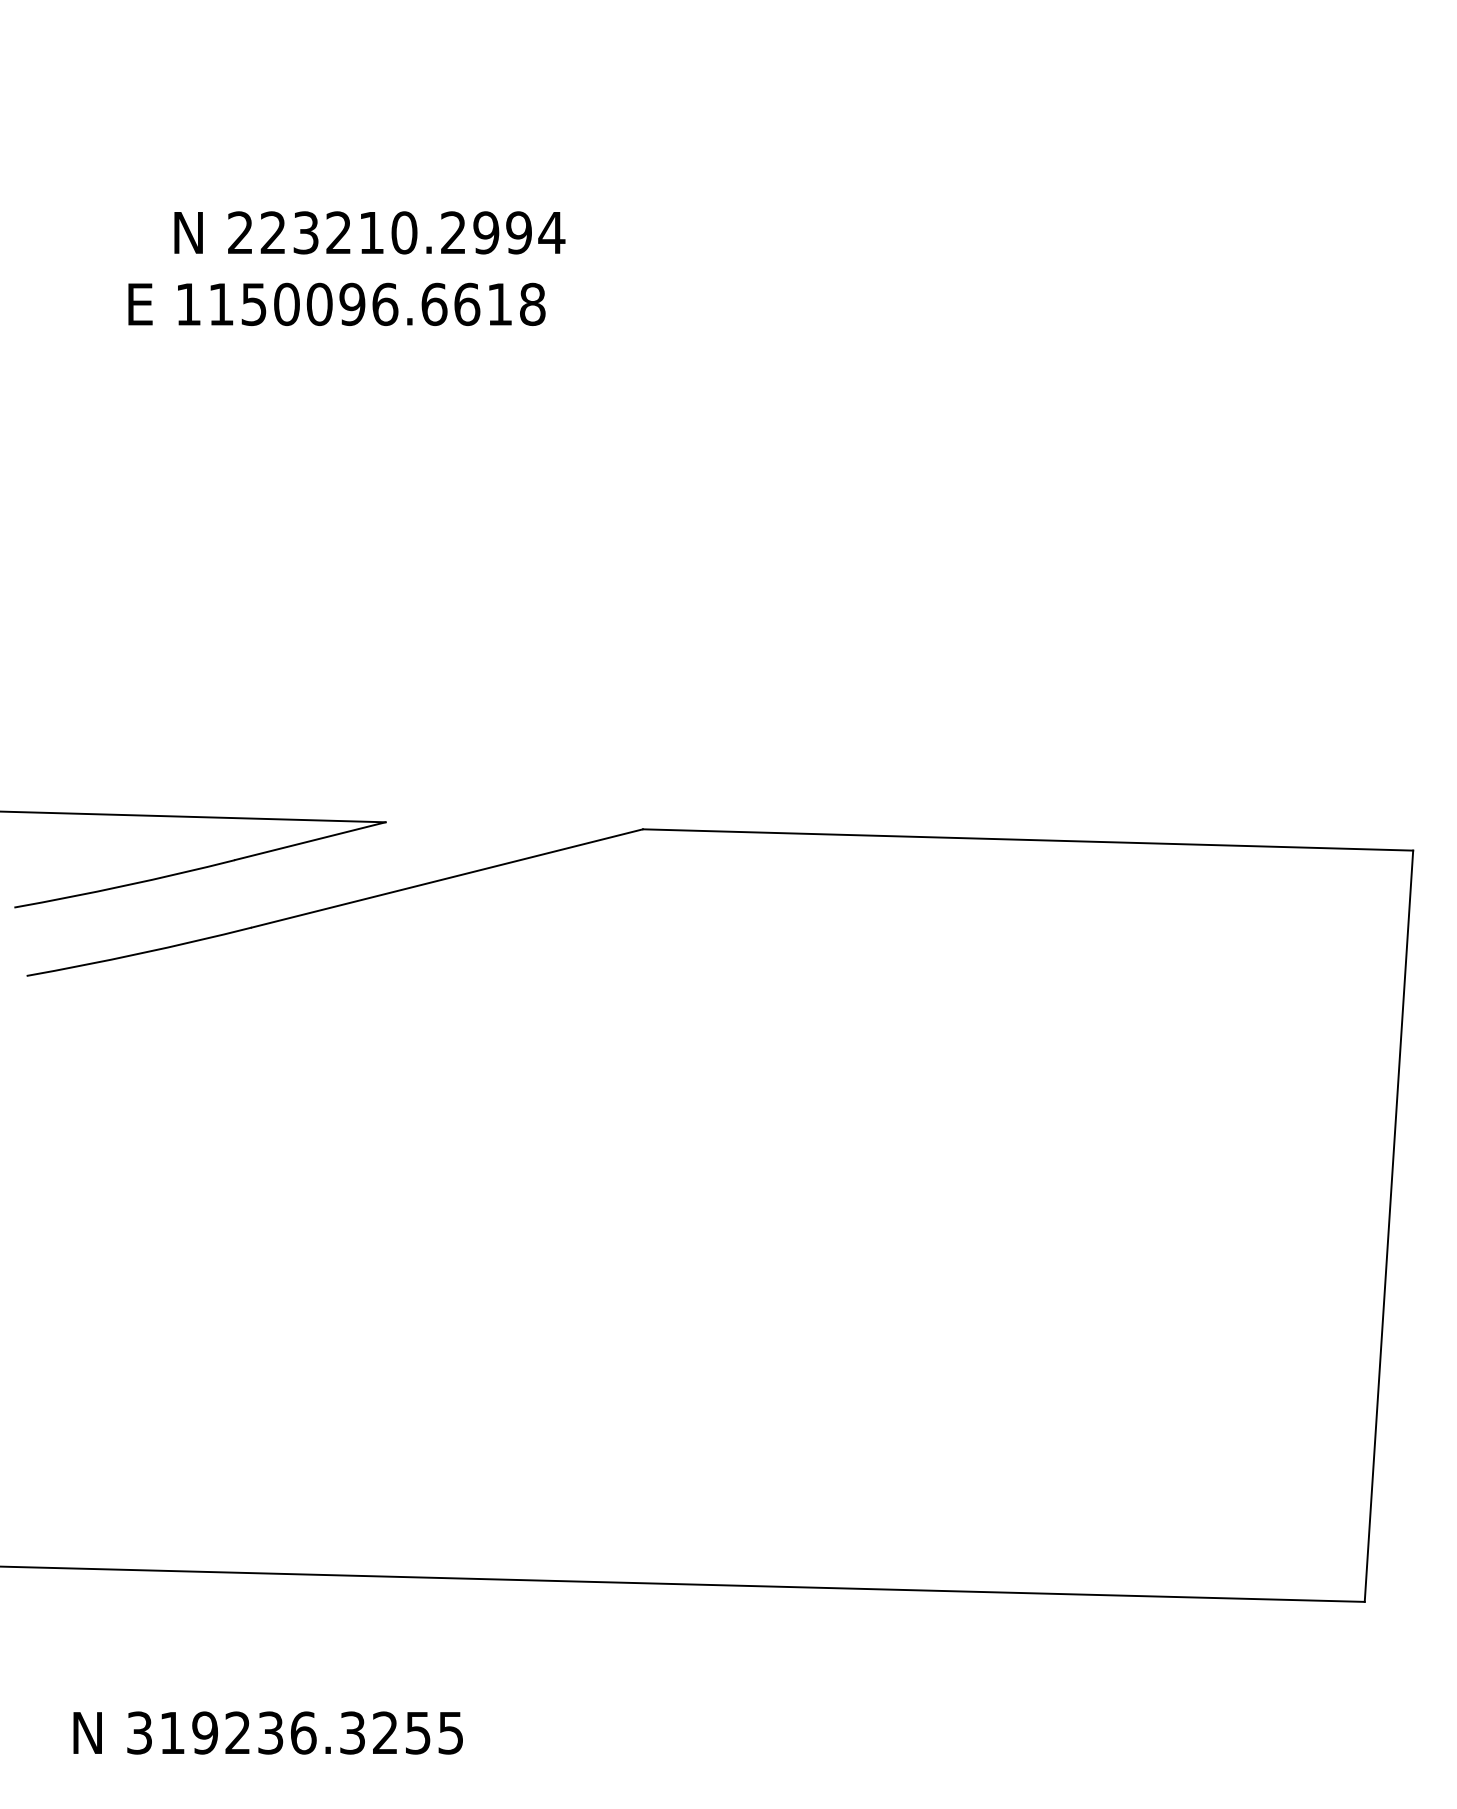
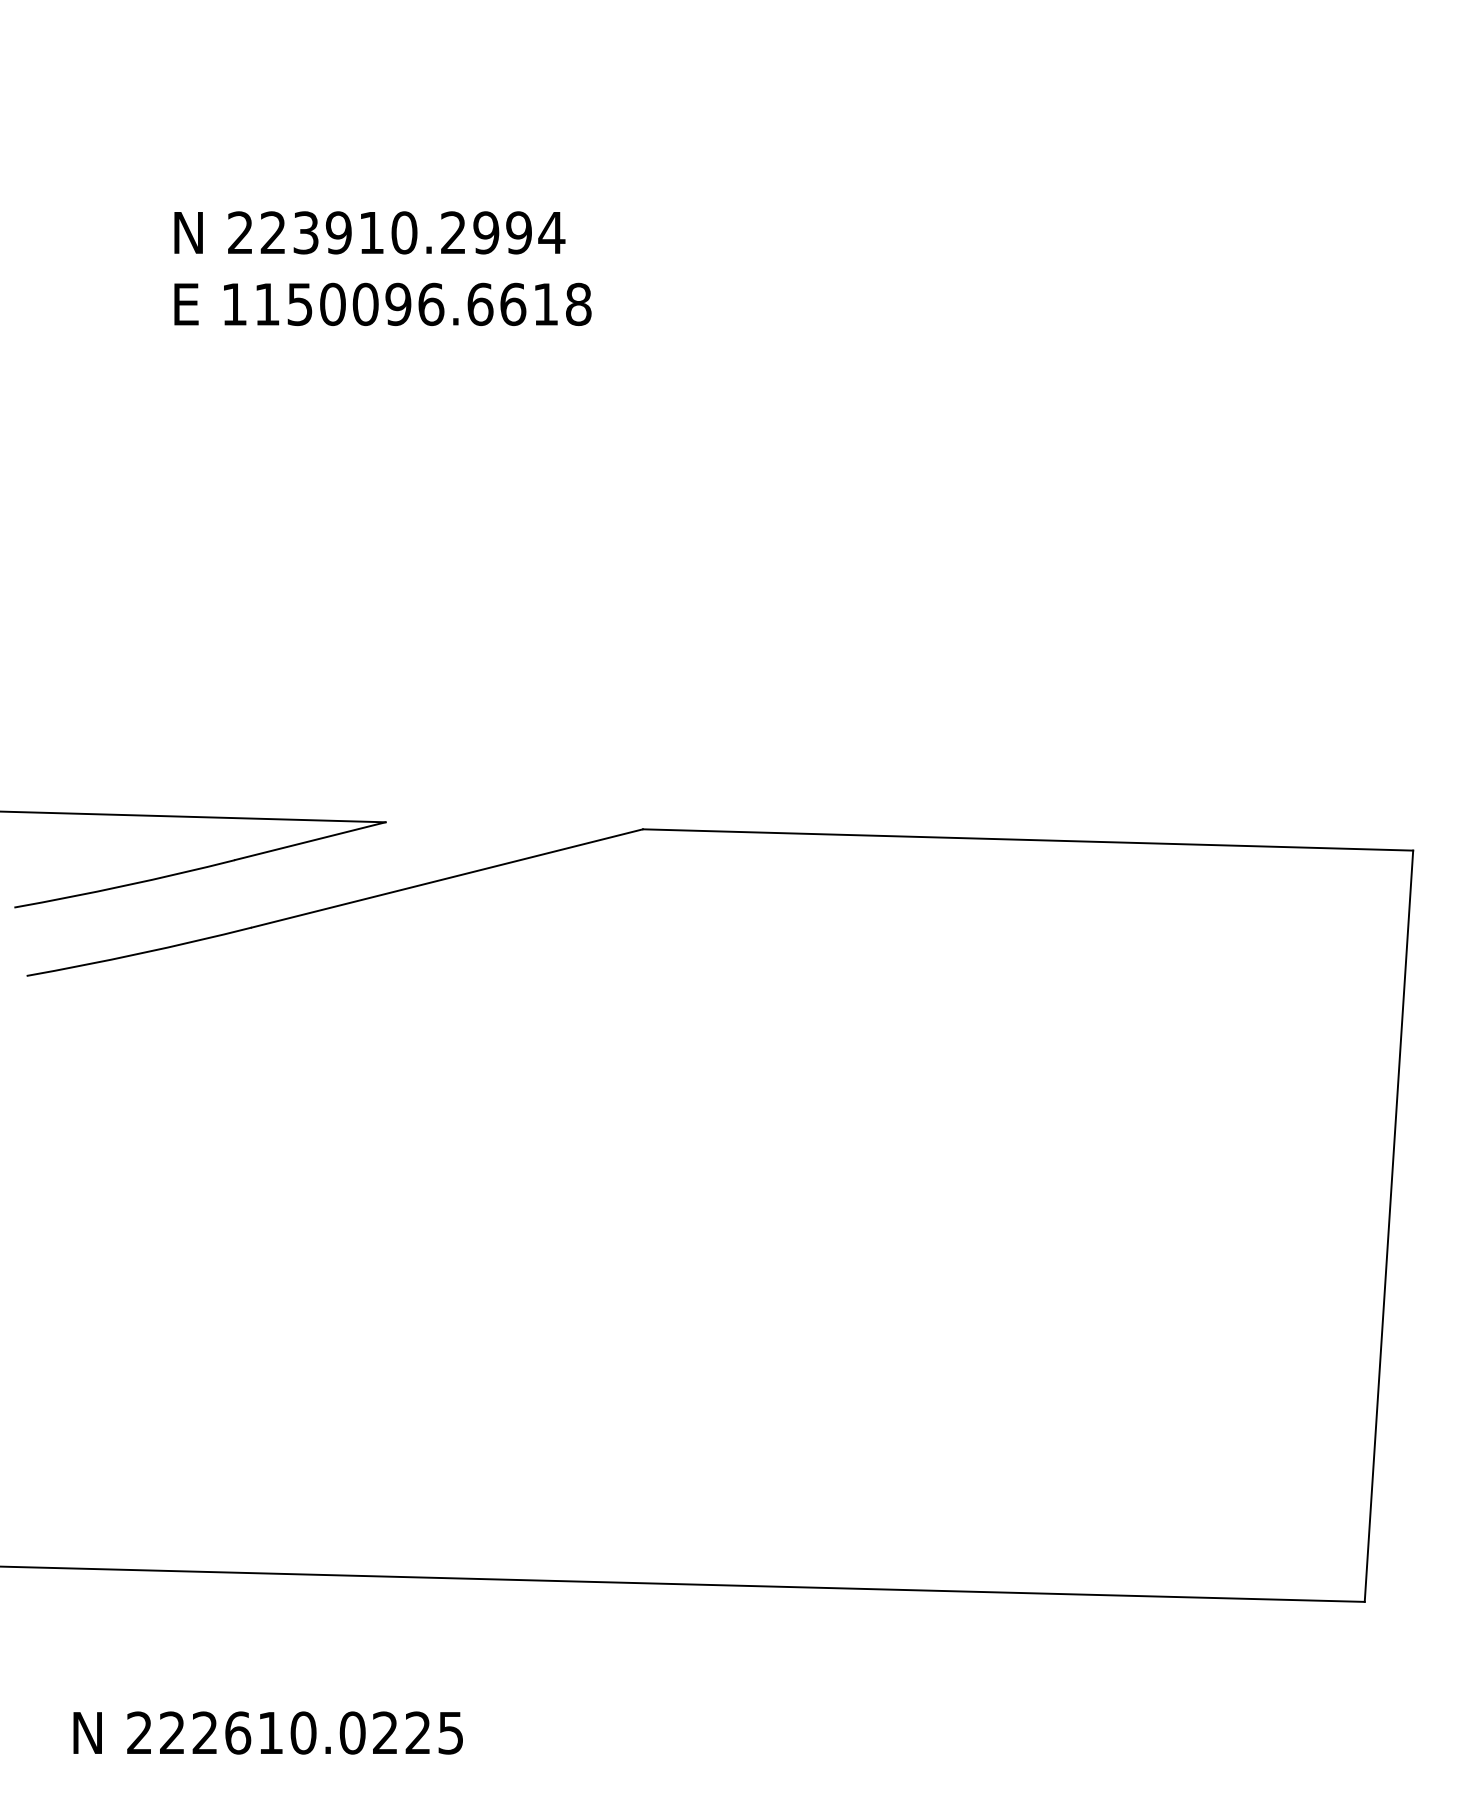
text: 223210.2994 -> 223910.2994 (338, 232)
text position: (336, 303) -> (382, 303) (382, 303)
text: 319236.3255 -> 222610.0225 (278, 1732)
